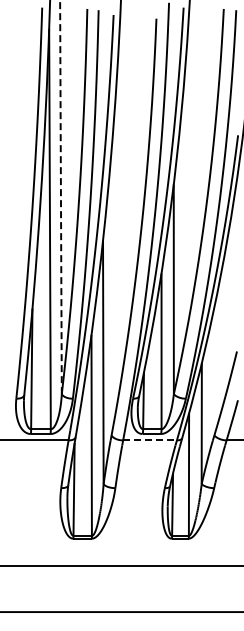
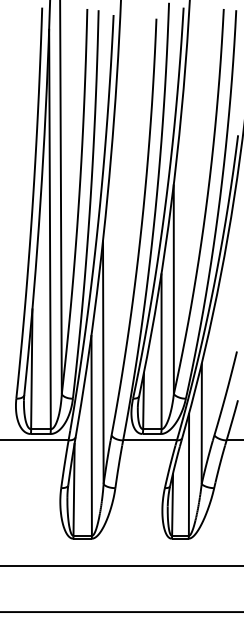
line: dashed -> solid (60, 197)
line: dashed -> solid (150, 440)
